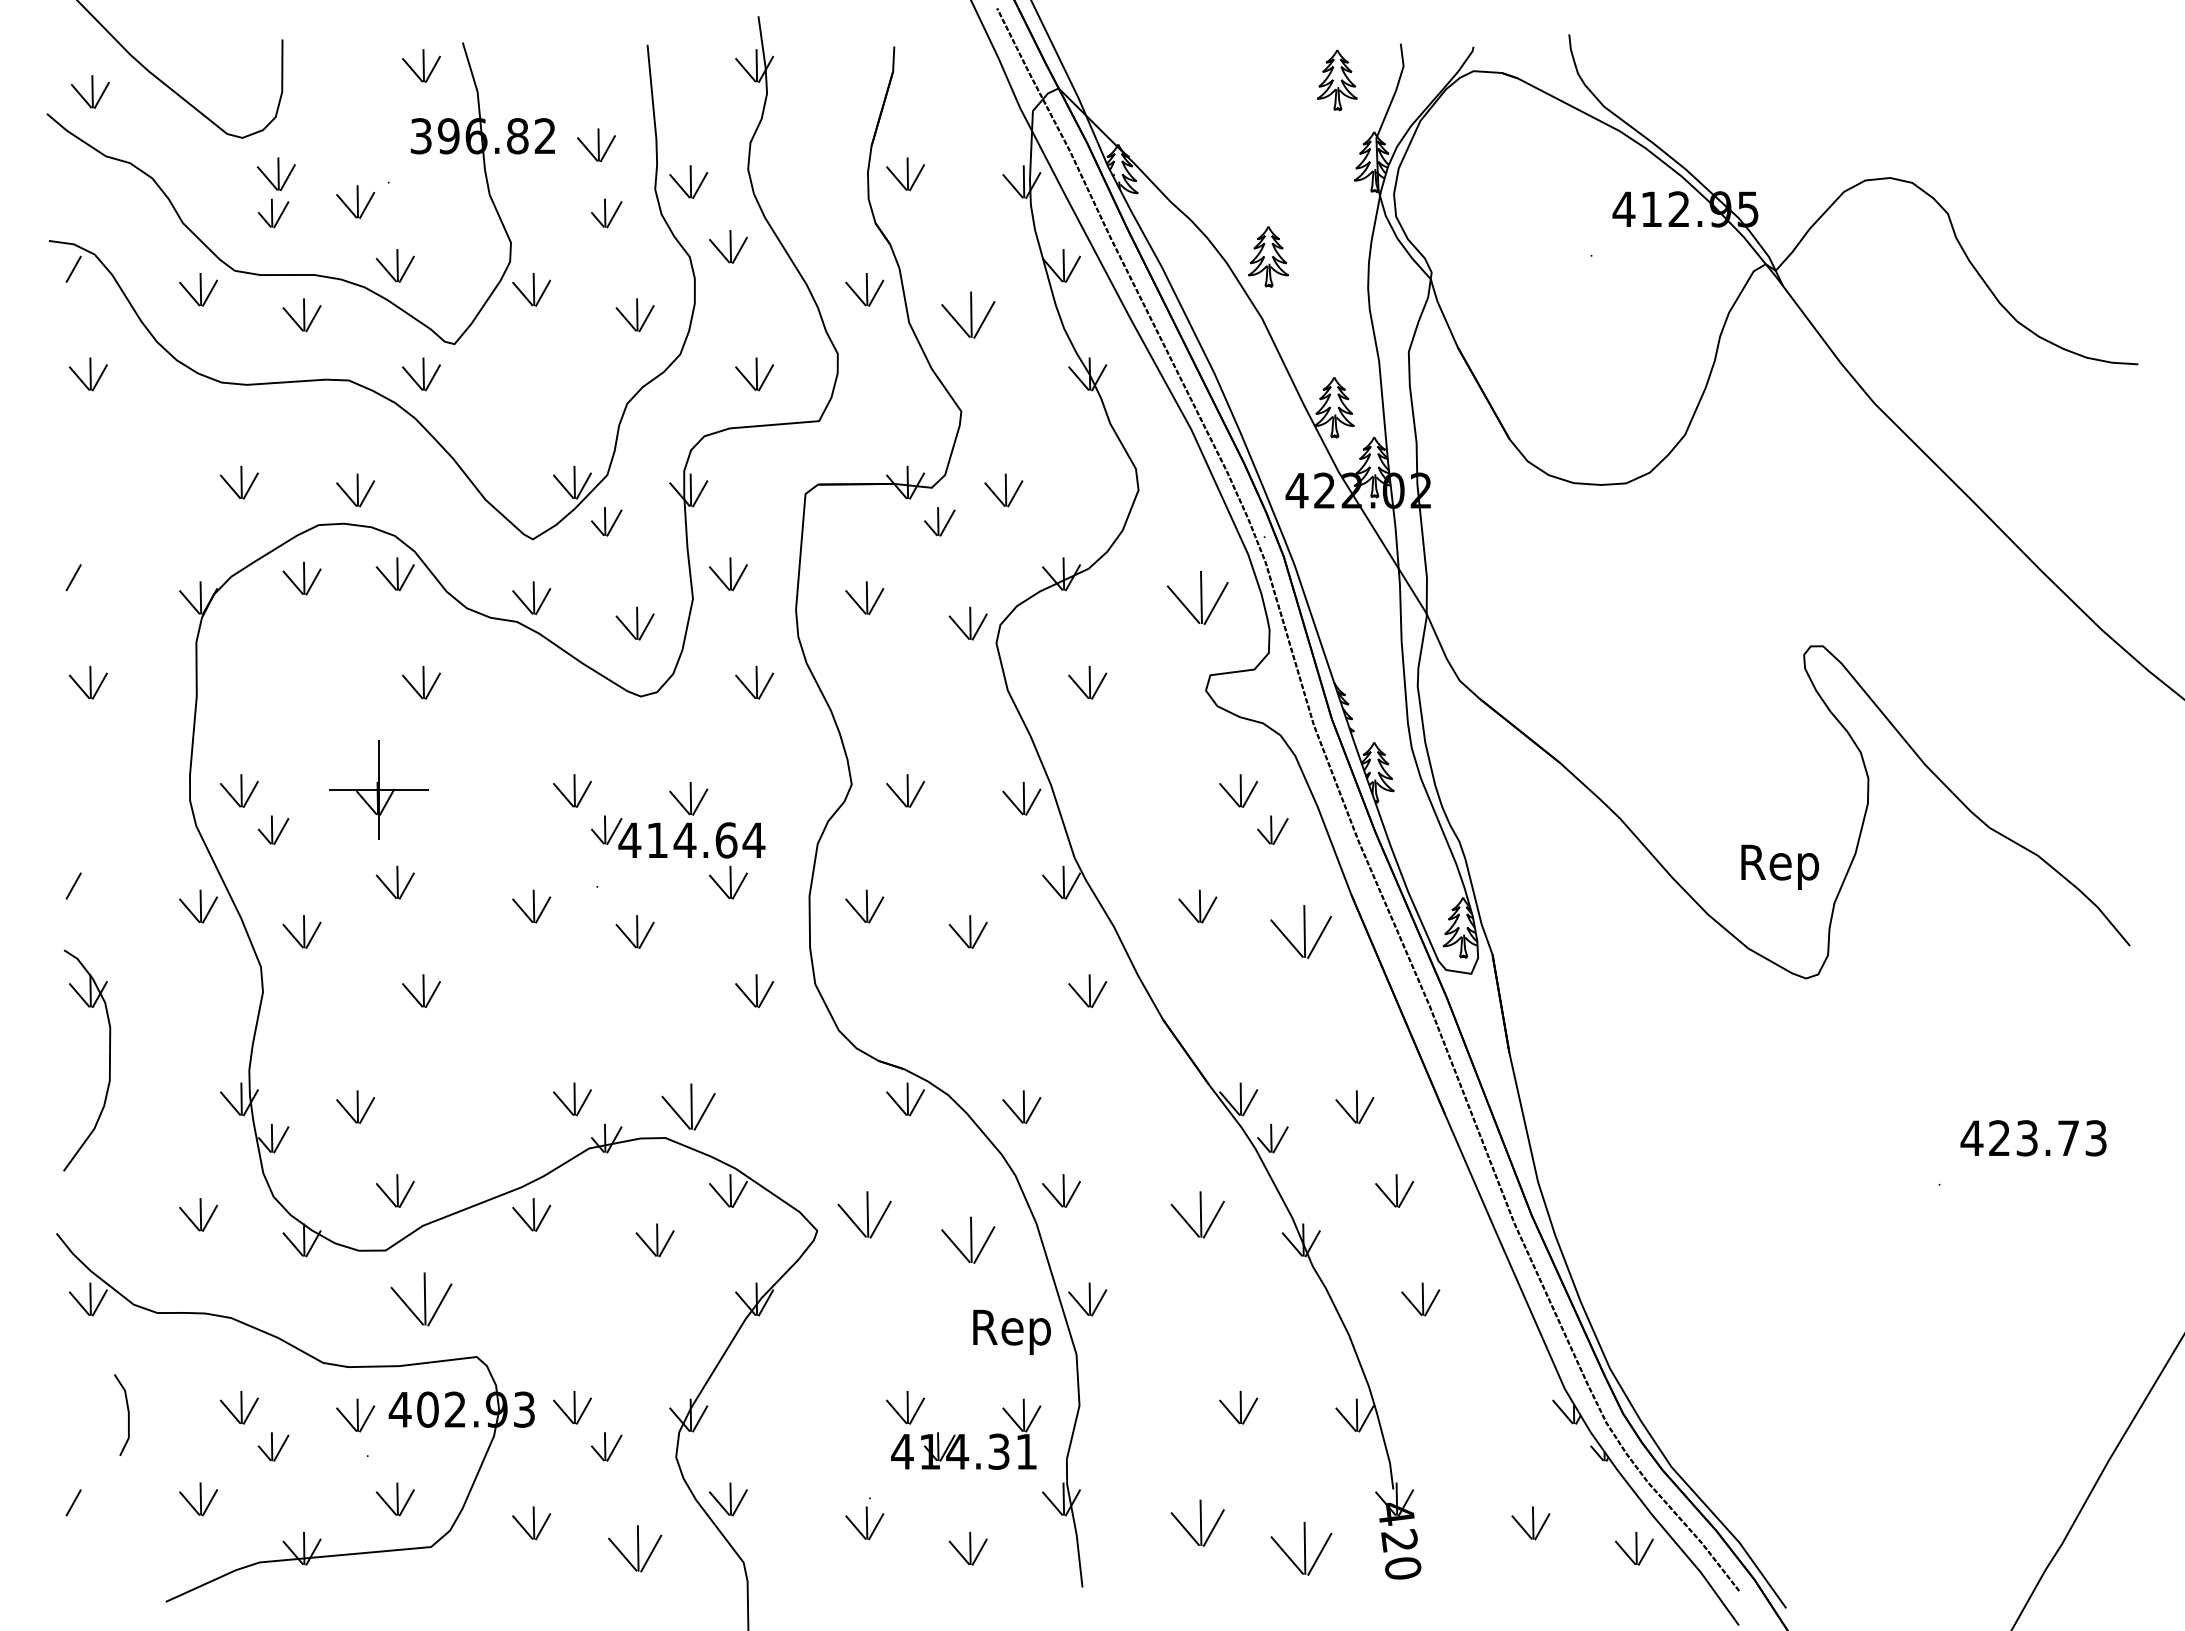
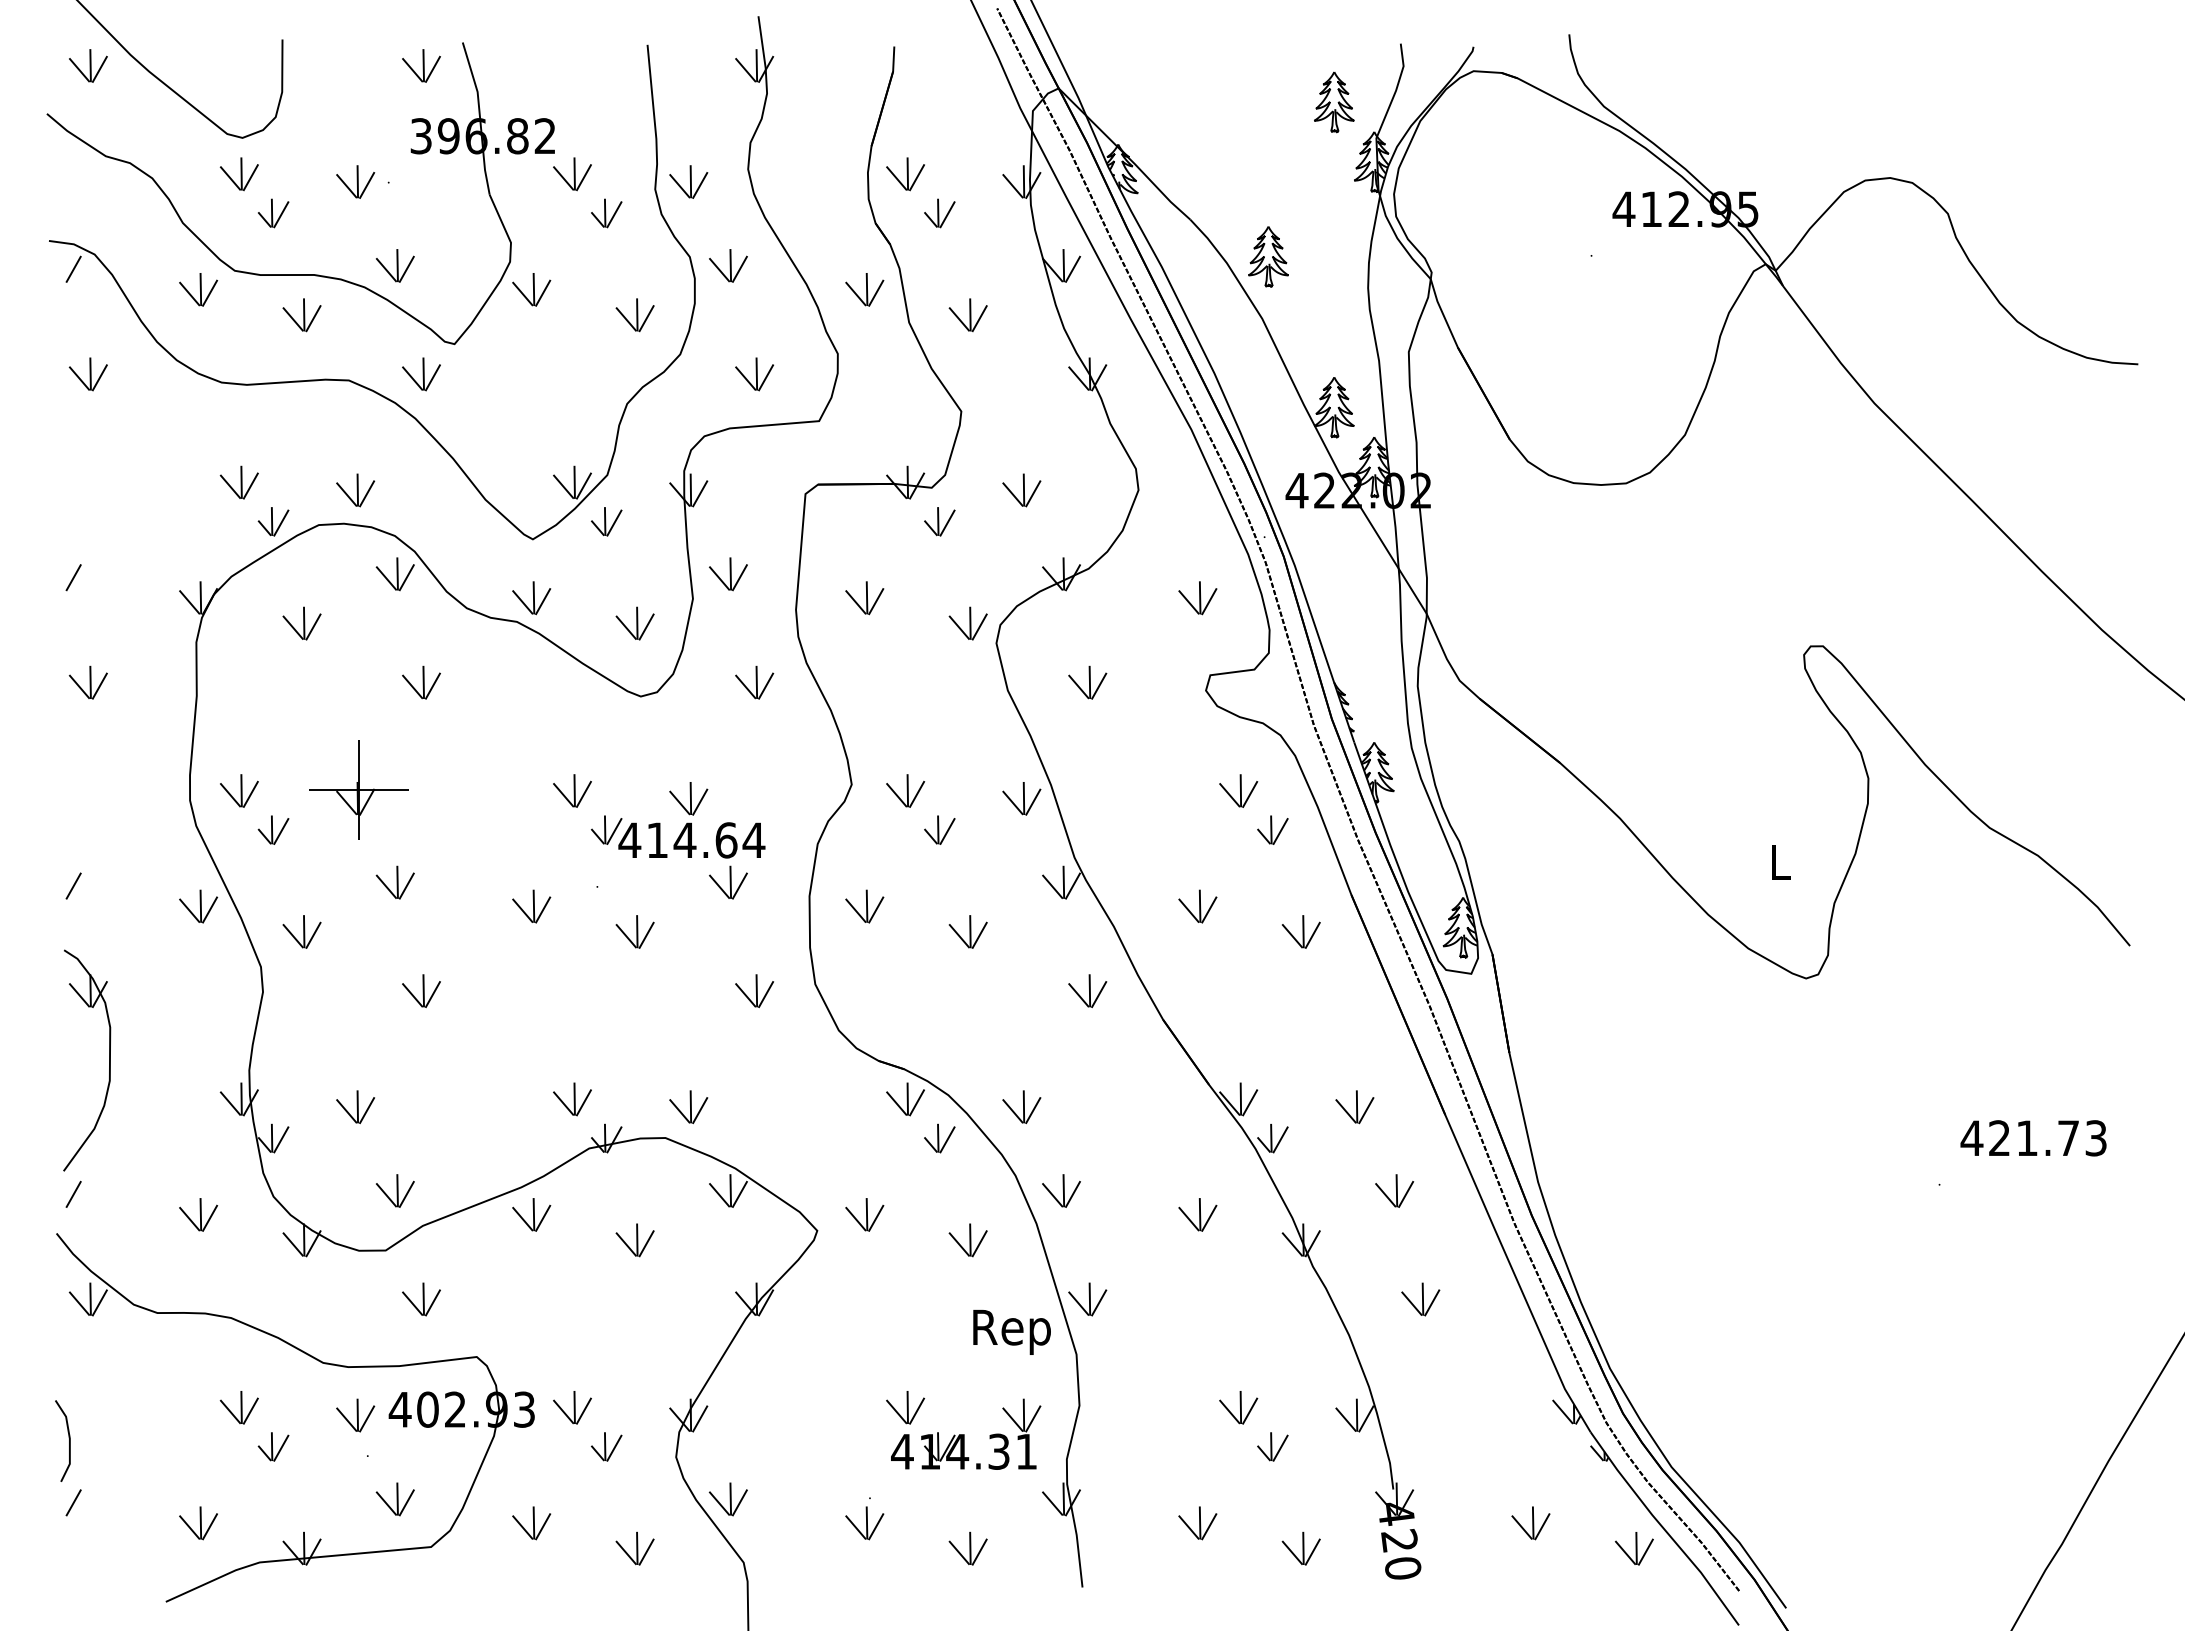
part position: (1337, 80) -> (1334, 102) (1334, 102)
part position: (90, 91) -> (88, 65) (88, 65)
part position: (596, 145) -> (572, 174) (572, 174)
part position: (275, 174) -> (238, 174) (238, 174)
part position: (355, 201) -> (355, 181) (355, 181)
part: none -> present (939, 213)
part position: (728, 246) -> (728, 265) (728, 265)
part size: 55x48 px -> 40x35 px (967, 315)
part position: (1003, 490) -> (1021, 490) (1021, 490)
part: none -> present (273, 521)
part position: (301, 578) -> (301, 623) (301, 623)
part size: 63x54 px -> 40x35 px (1197, 598)
part position: (378, 789) -> (358, 789) (358, 789)
part: none -> present (939, 829)
text: Rep -> L (1780, 866)
part size: 62x54 px -> 39x34 px (1301, 931)
part size: 55x48 px -> 40x35 px (688, 1107)
part: none -> present (939, 1138)
text: 423.73 -> 421.73 (2026, 1138)
line: none -> present (73, 1193)
part size: 55x48 px -> 40x34 px (864, 1214)
part size: 55x48 px -> 40x34 px (1197, 1214)
part size: 55x48 px -> 40x35 px (967, 1240)
part position: (654, 1240) -> (634, 1240) (634, 1240)
part size: 63x55 px -> 39x35 px (421, 1299)
line position: (127, 1412) -> (68, 1438) (68, 1438)
part: none -> present (1272, 1446)
part position: (198, 1499) -> (198, 1523) (198, 1523)
part size: 55x48 px -> 40x35 px (1197, 1523)
part size: 55x48 px -> 40x35 px (634, 1548)
part size: 63x54 px -> 40x35 px (1300, 1548)
